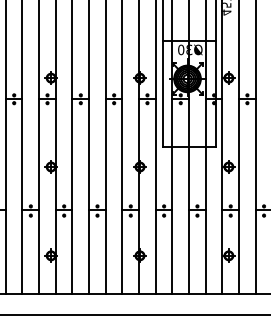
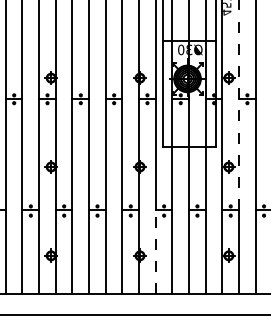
line: solid -> dashed (238, 104)
line: solid -> dashed (155, 251)
